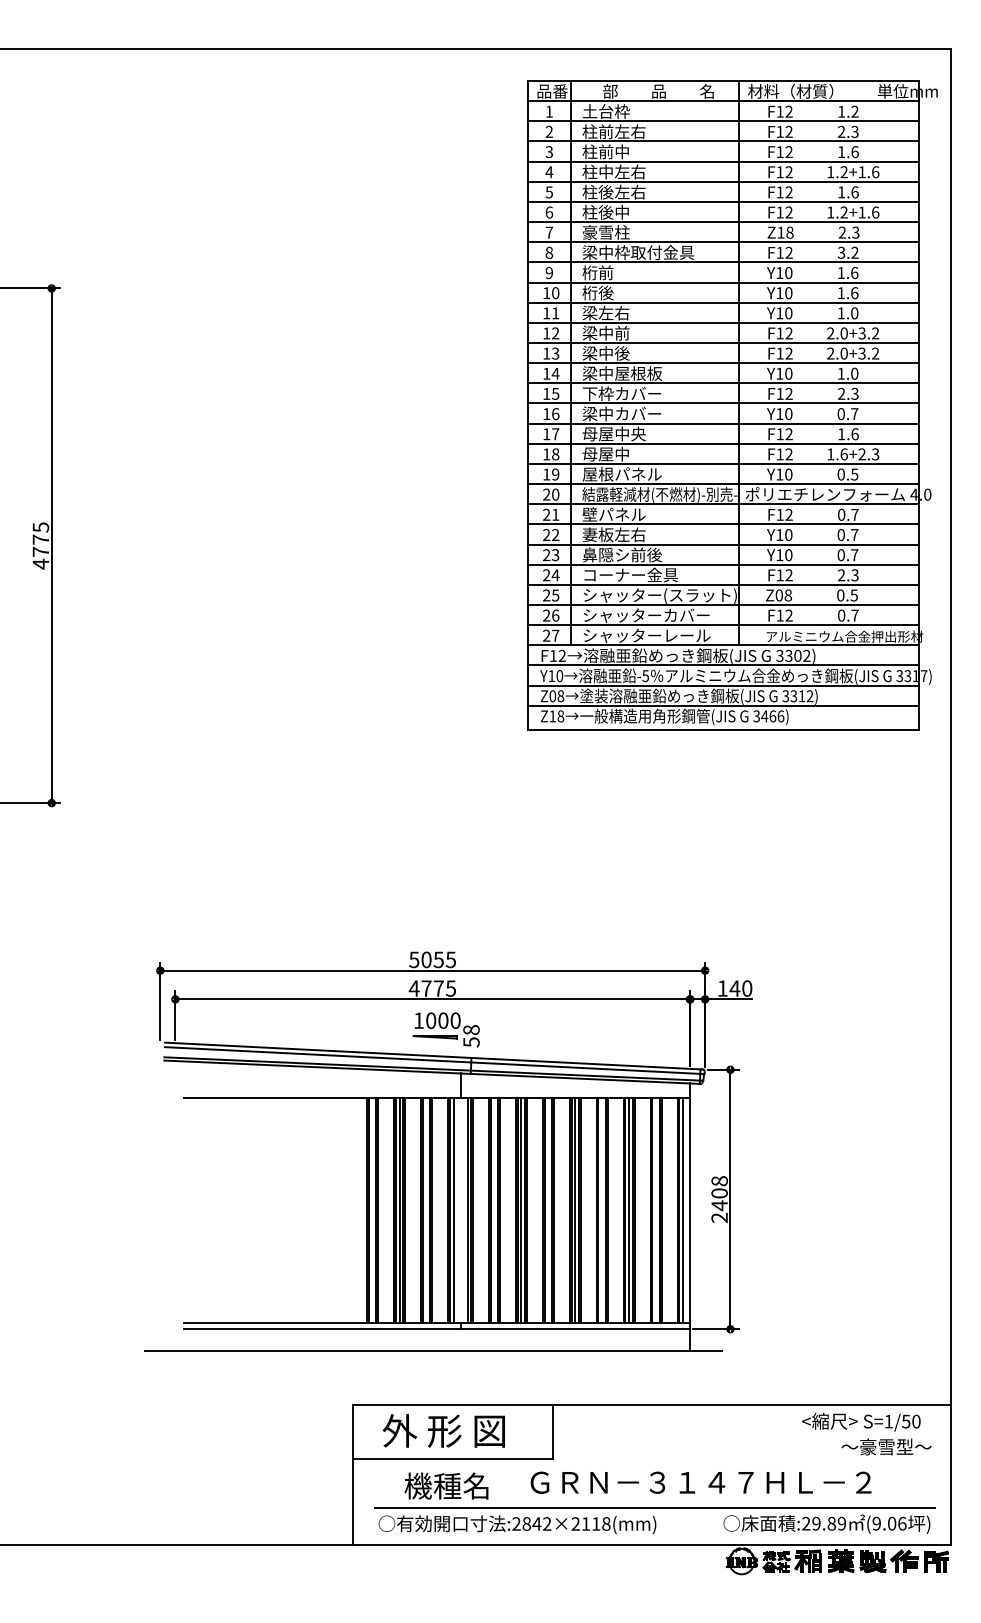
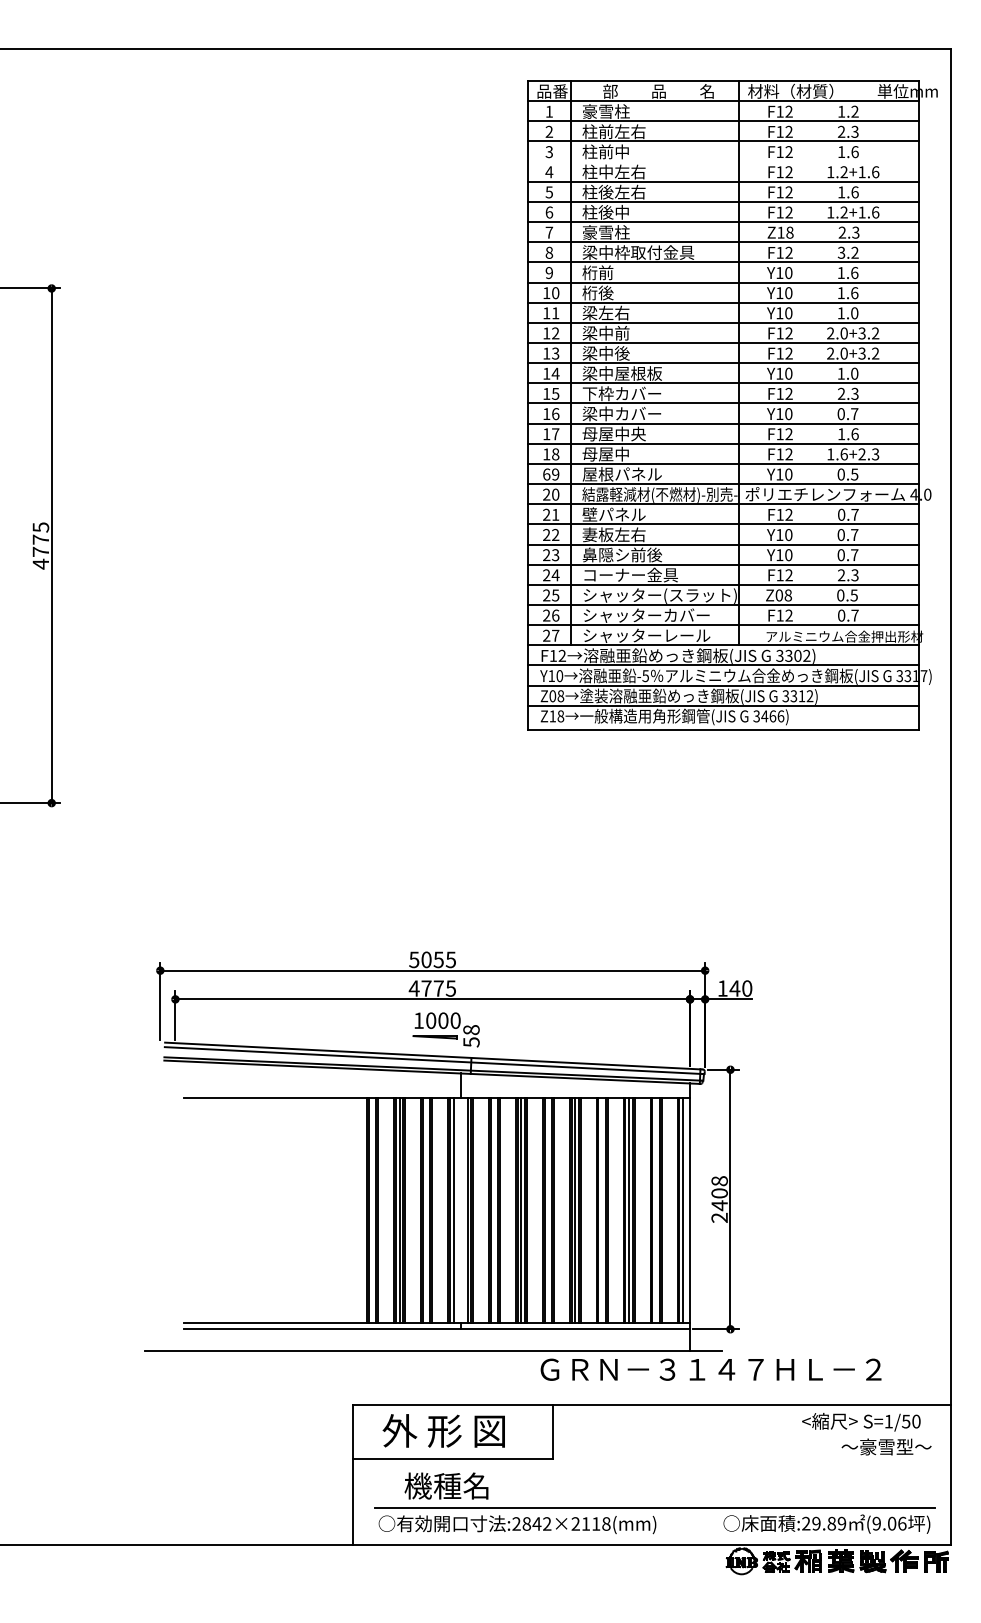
text: 土台枠 -> 豪雪柱 (605, 111)
line: present -> none (723, 161)
text: 19 -> 69 (546, 474)
text position: (700, 1482) -> (710, 1369) (710, 1369)
